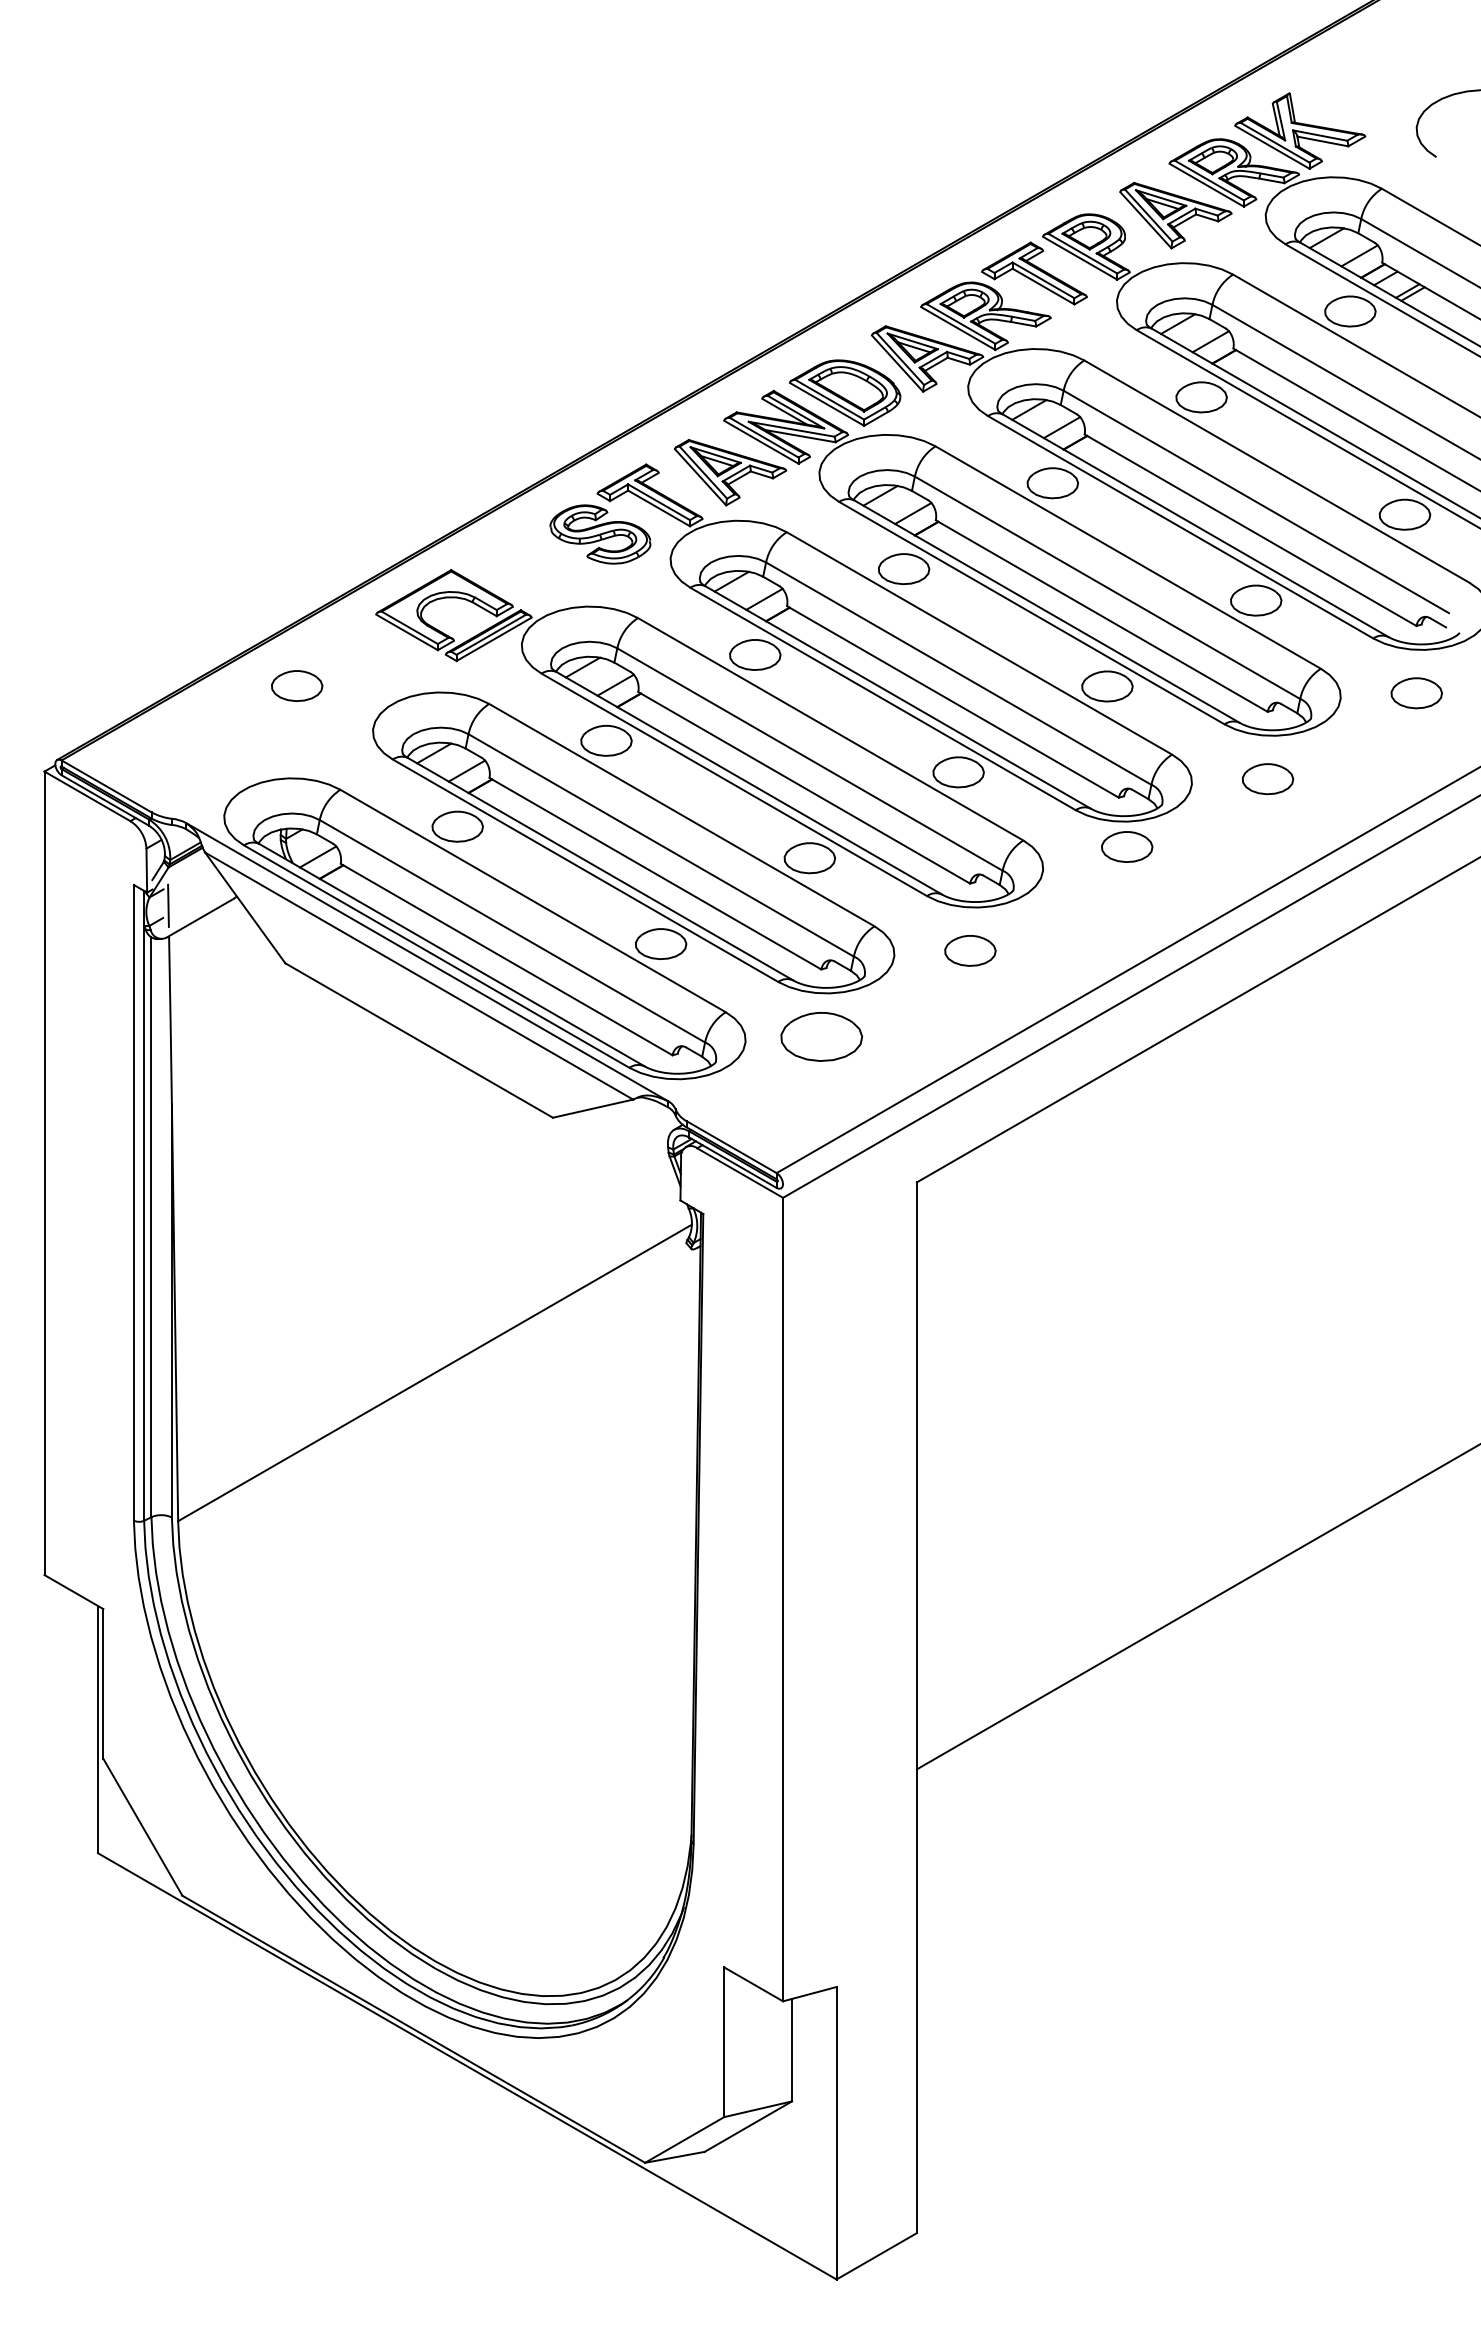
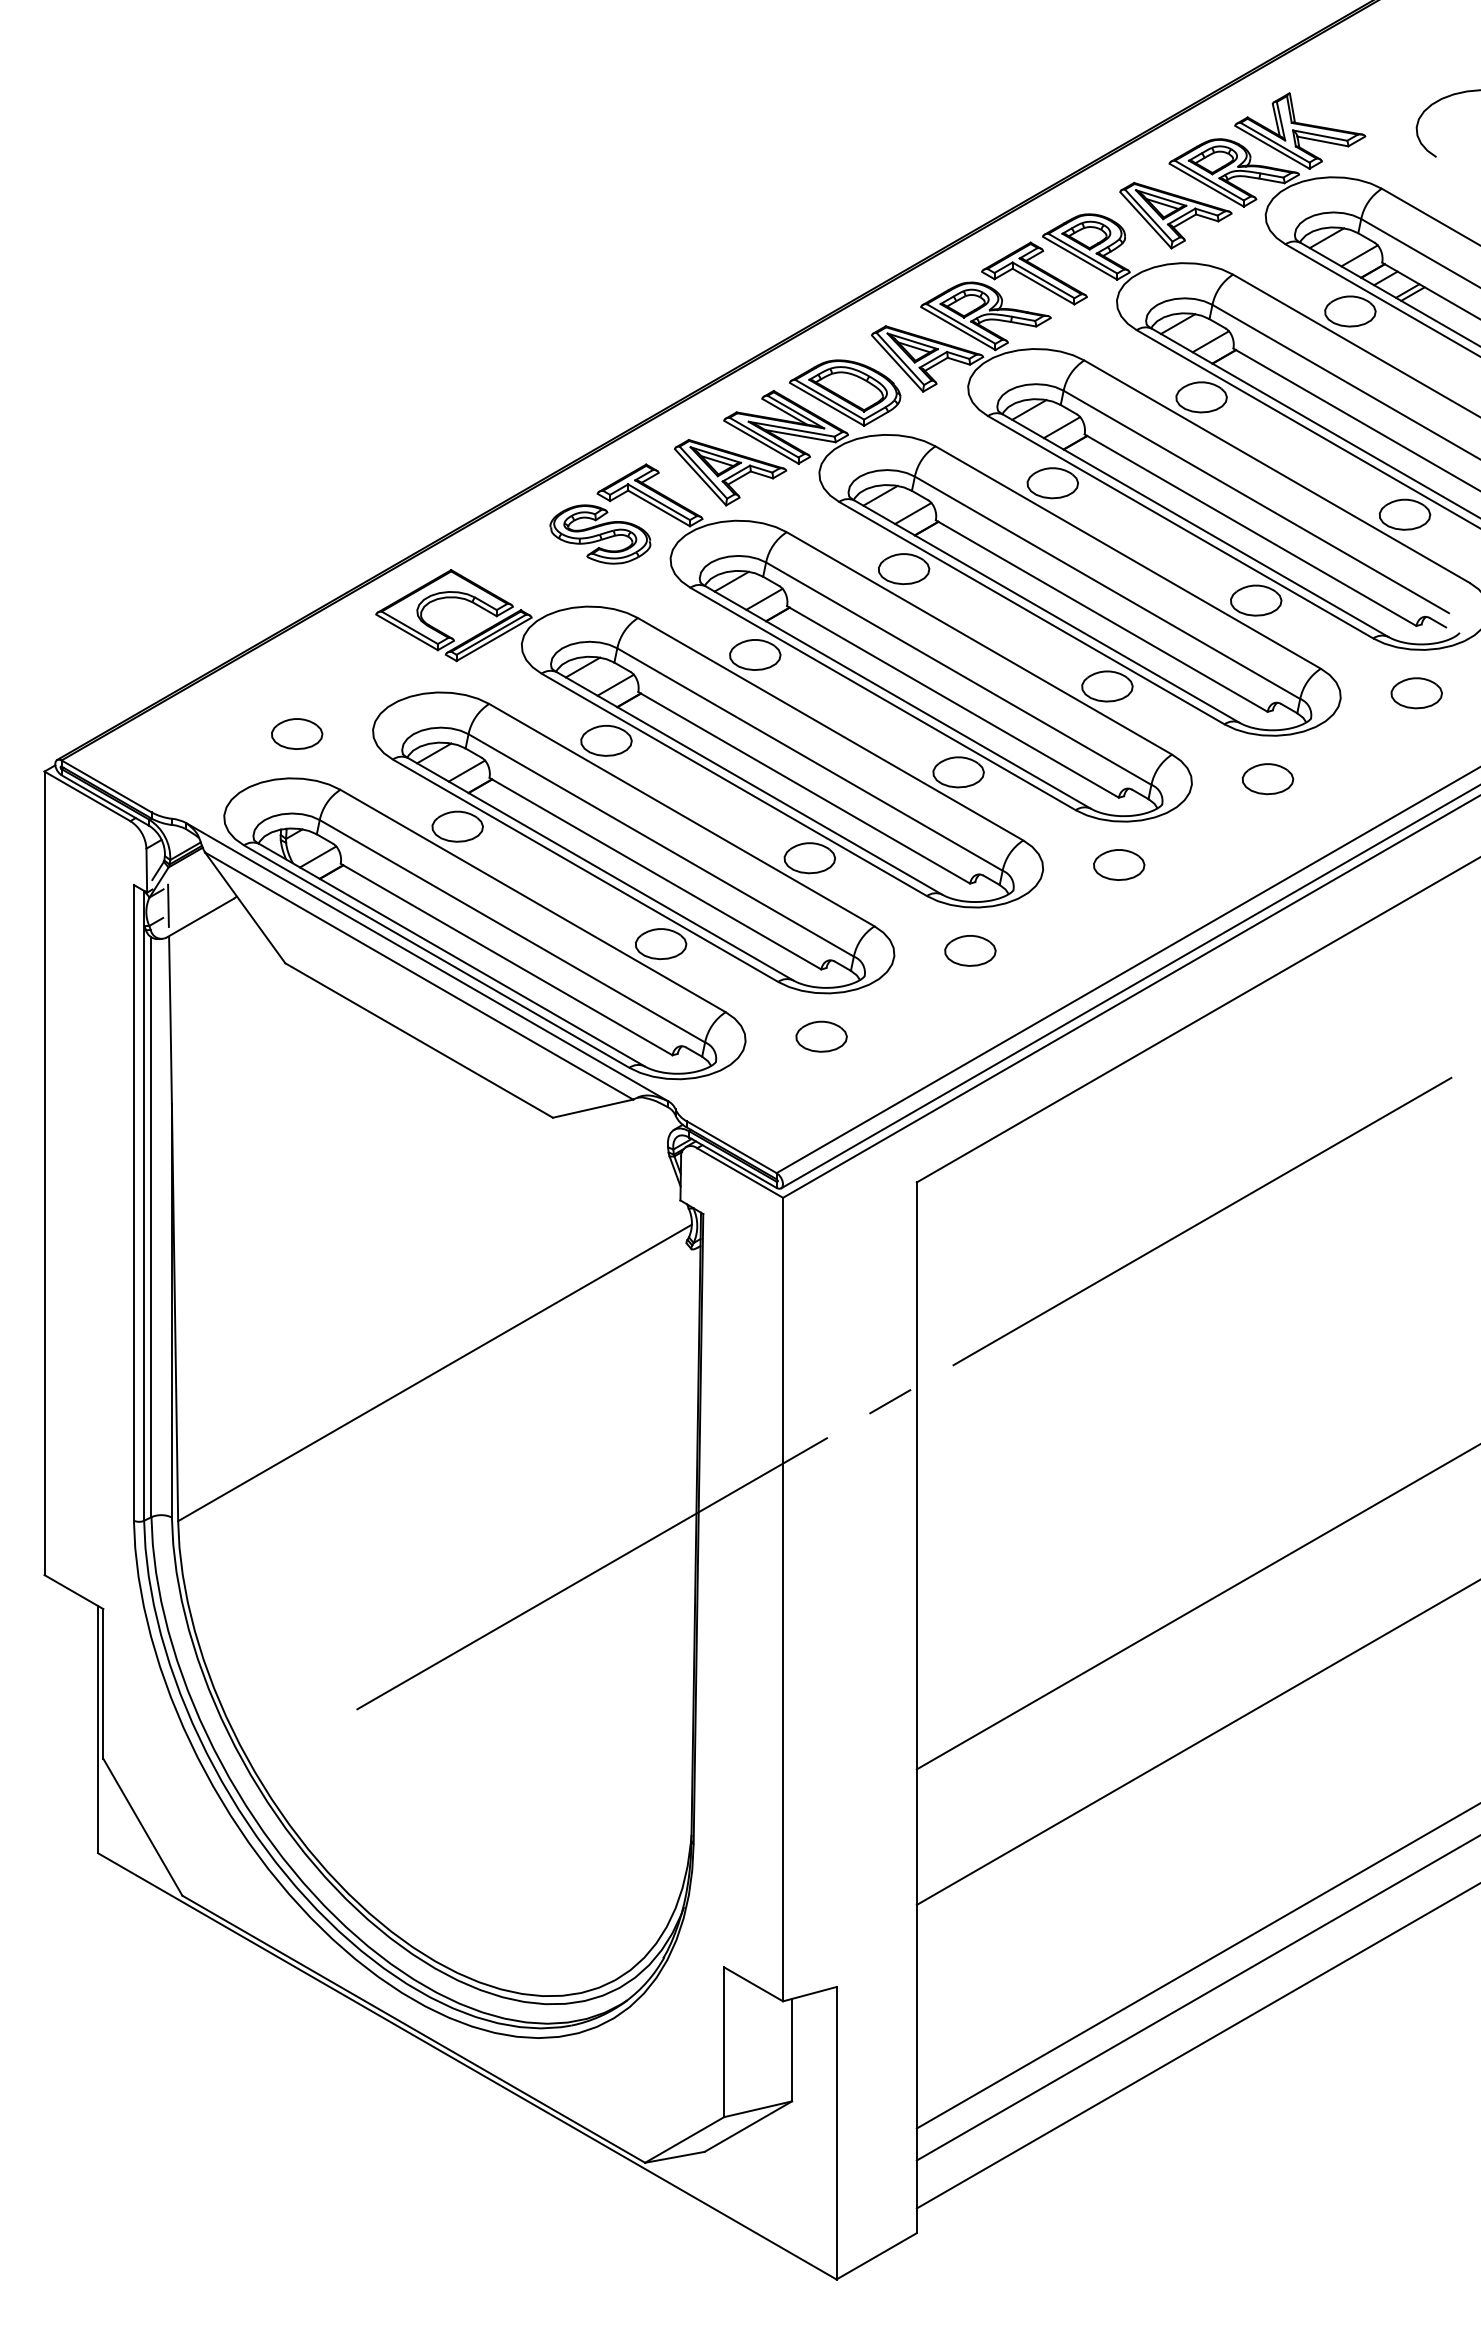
part position: (297, 685) -> (297, 733) (297, 733)
part position: (1127, 846) -> (1119, 864) (1119, 864)
line: none -> present (1129, 987)
part size: 84x50 px -> 53x33 px (821, 1036)
line: none -> present (916, 1385)
line: none -> present (1196, 1742)
line: none -> present (1196, 1966)
line: none -> present (1196, 1998)
line: none -> present (1196, 2046)
